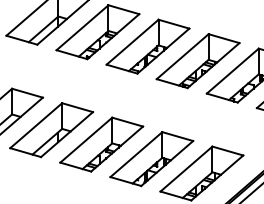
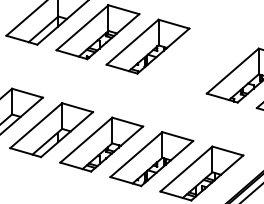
part: present -> none (197, 61)
